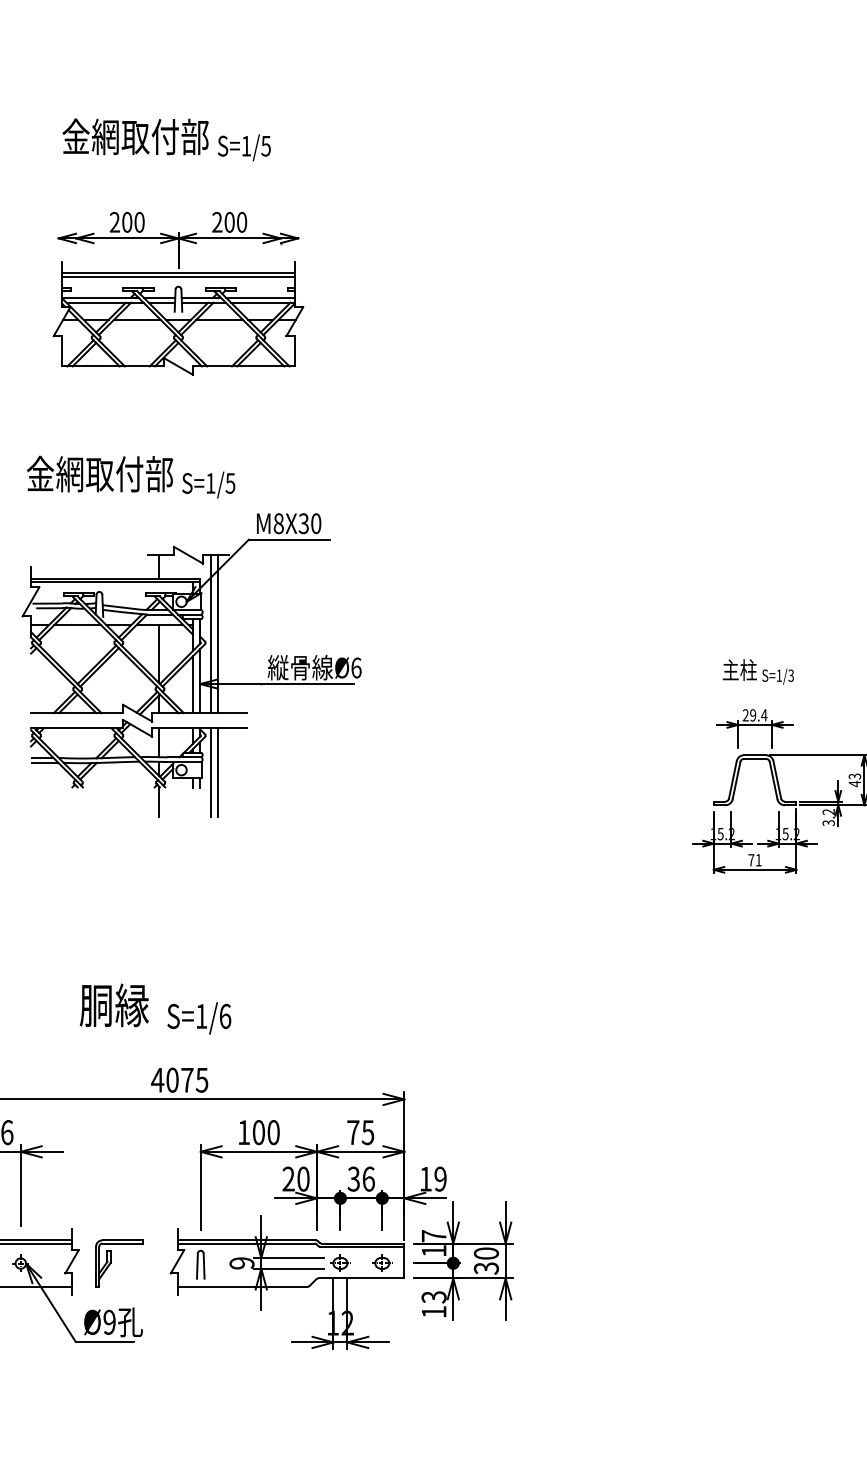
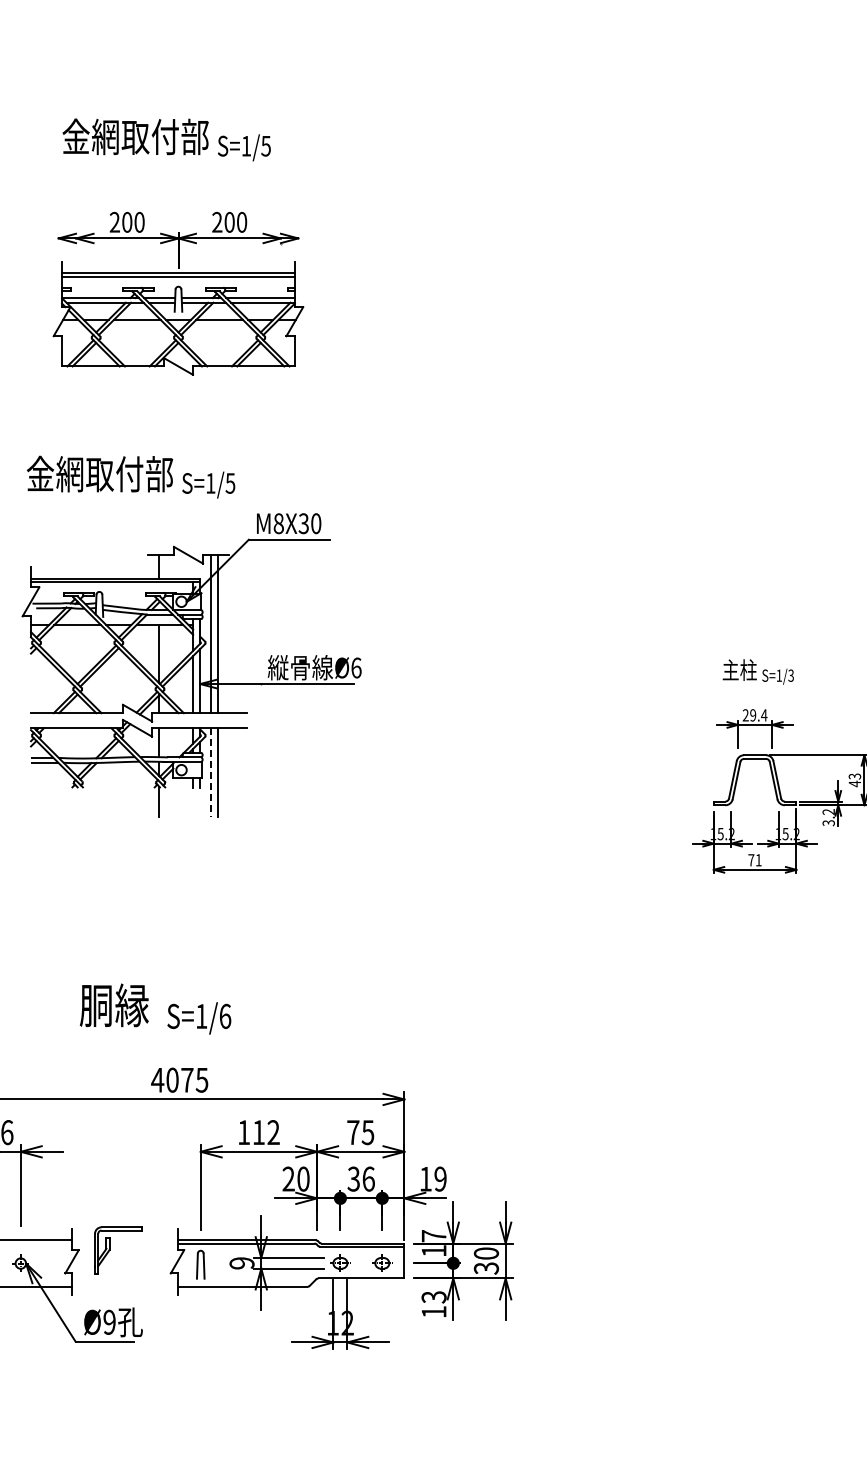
line: solid -> dashed (210, 773)
text: 100 -> 112 (266, 1132)
line: present -> none (37, 1243)
part position: (111, 1263) -> (110, 1250) (110, 1250)
